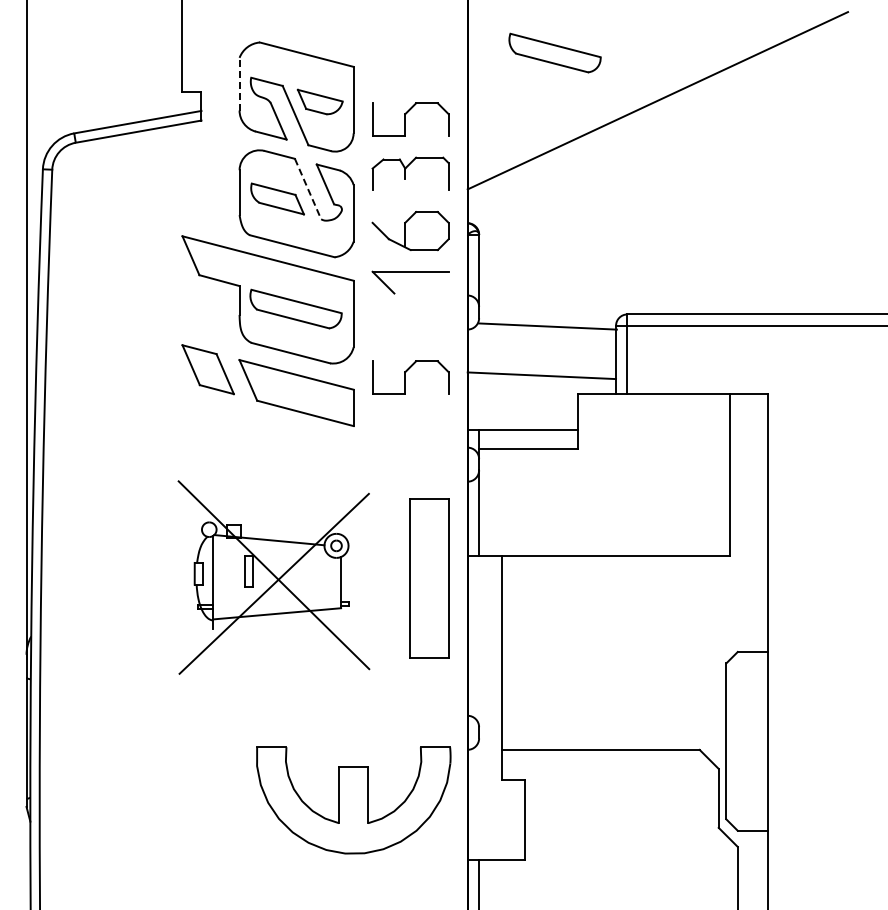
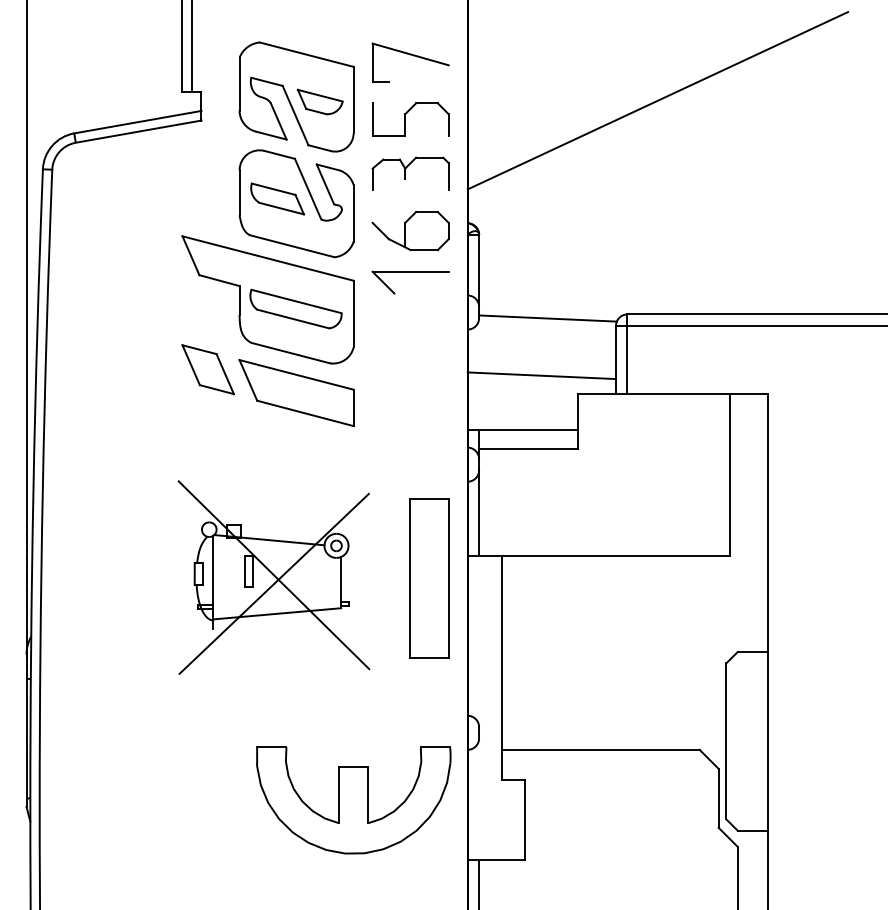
line: none -> present (191, 46)
part: present -> none (554, 52)
part: none -> present (413, 56)
line: dashed -> solid (239, 83)
line: dashed -> solid (308, 189)
line position: (547, 326) -> (547, 318) (547, 318)
part: present -> none (410, 377)
